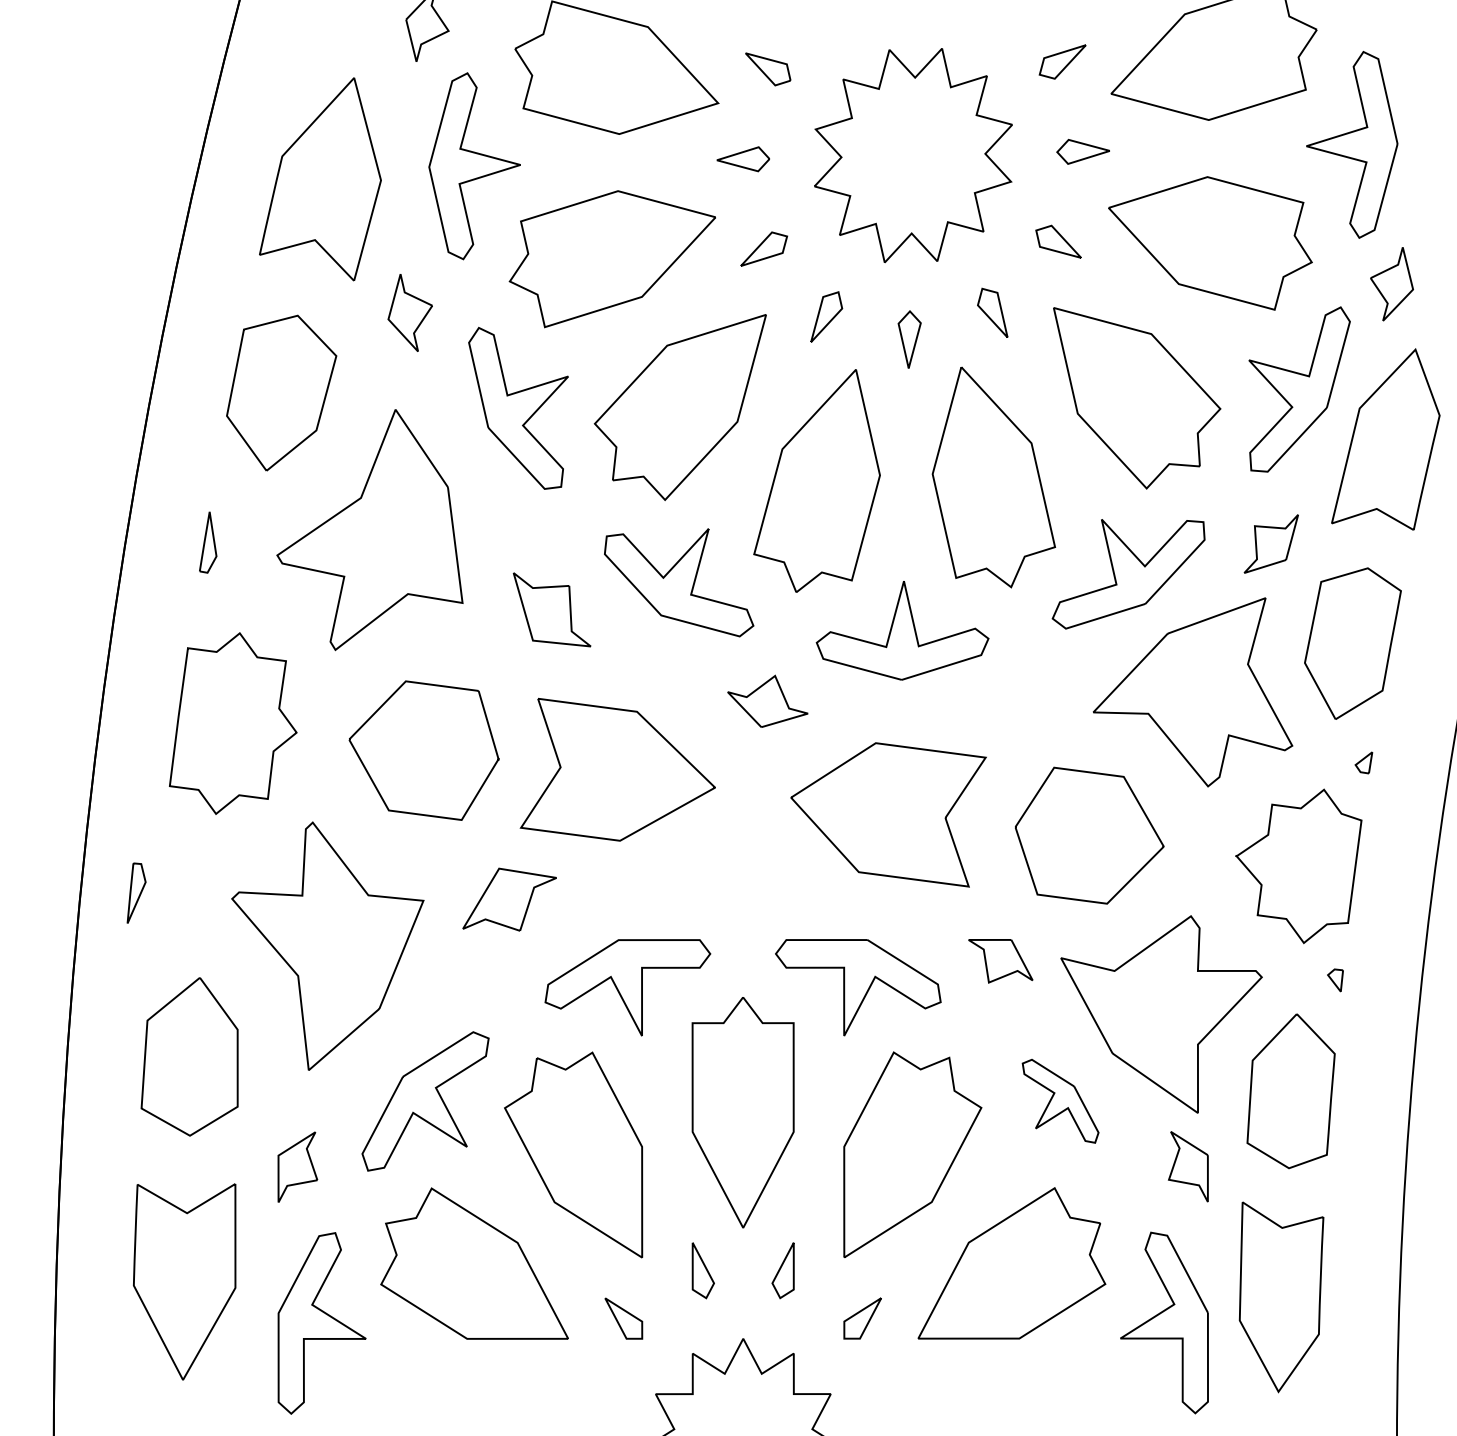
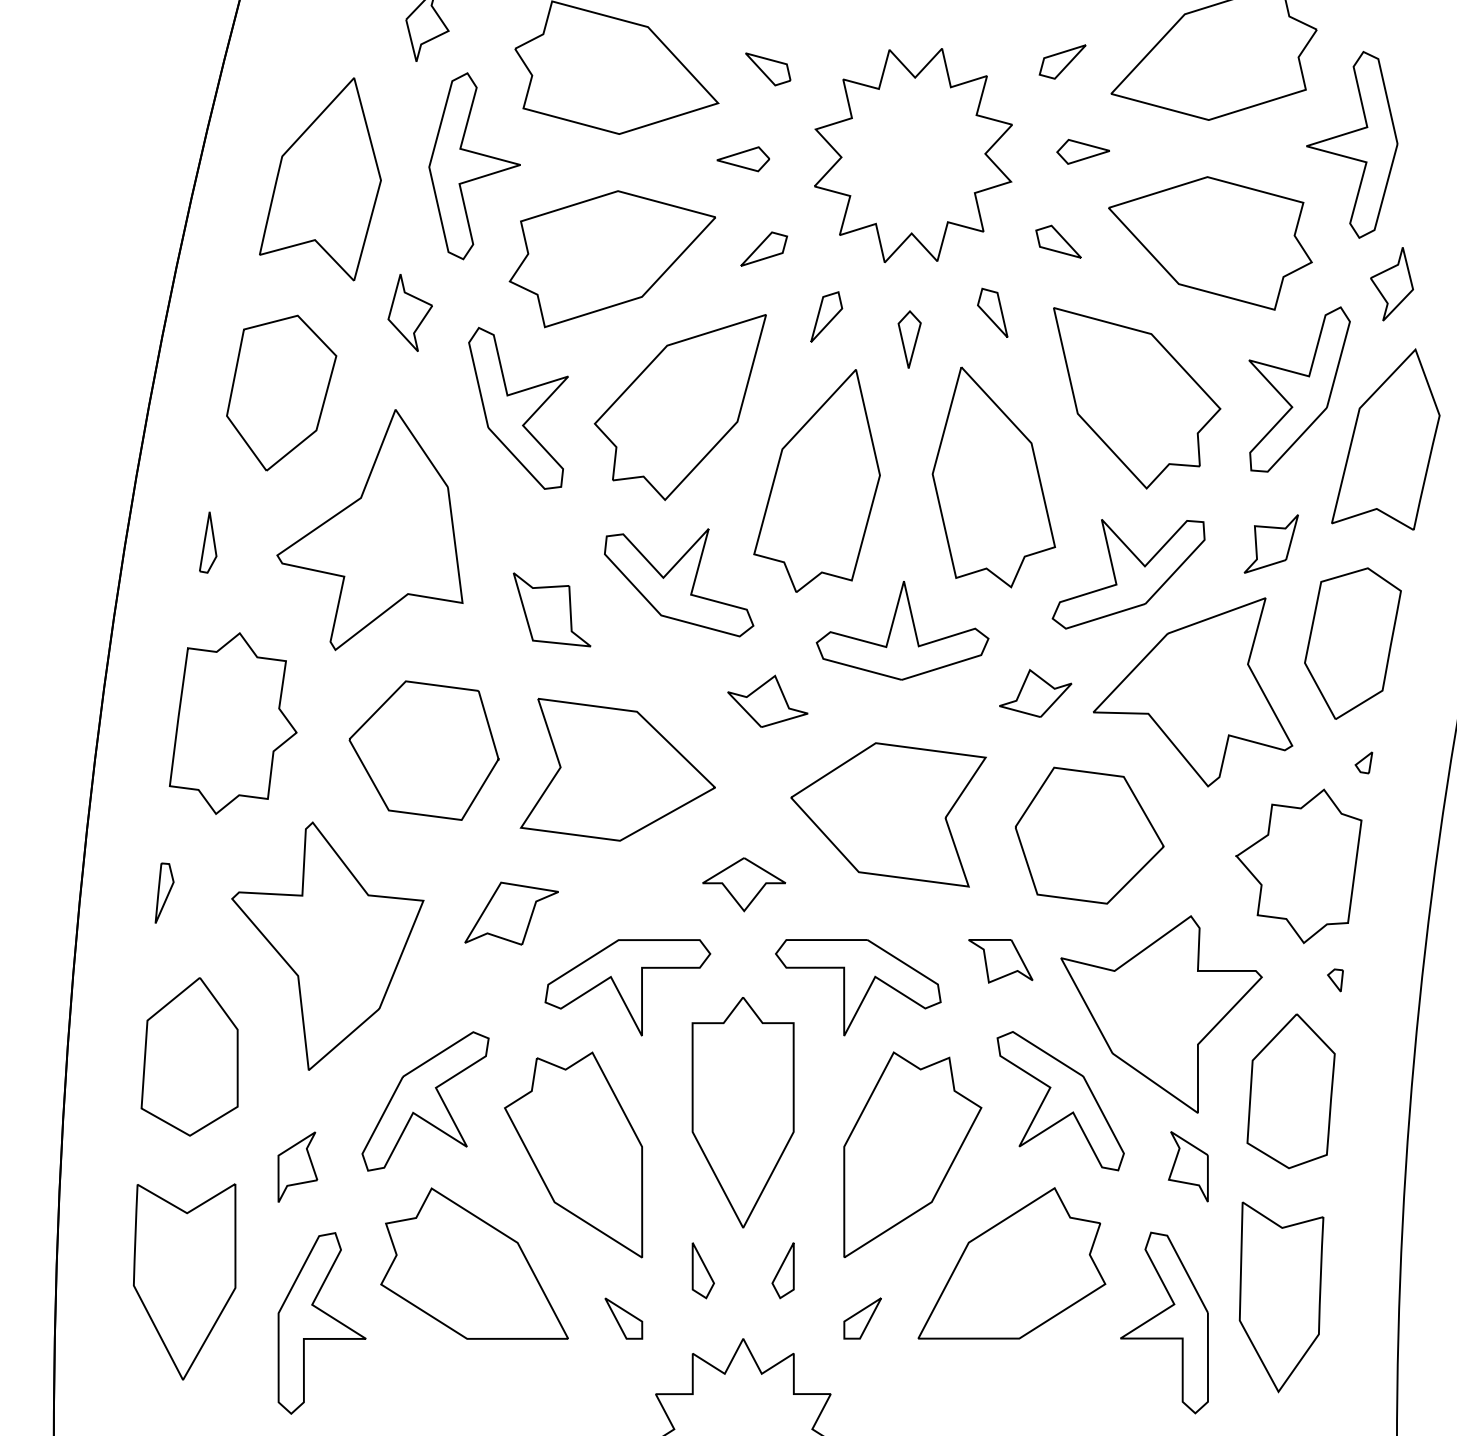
part: none -> present (1035, 692)
part: none -> present (744, 884)
part position: (136, 892) -> (164, 892) (164, 892)
part position: (509, 899) -> (511, 913) (511, 913)
part size: 79x85 px -> 129x141 px (1060, 1101)
